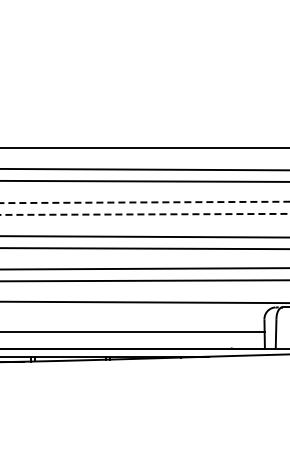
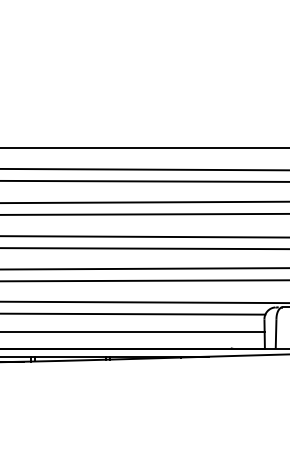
line: dashed -> solid (144, 202)
line: dashed -> solid (145, 214)
line: none -> present (133, 313)
